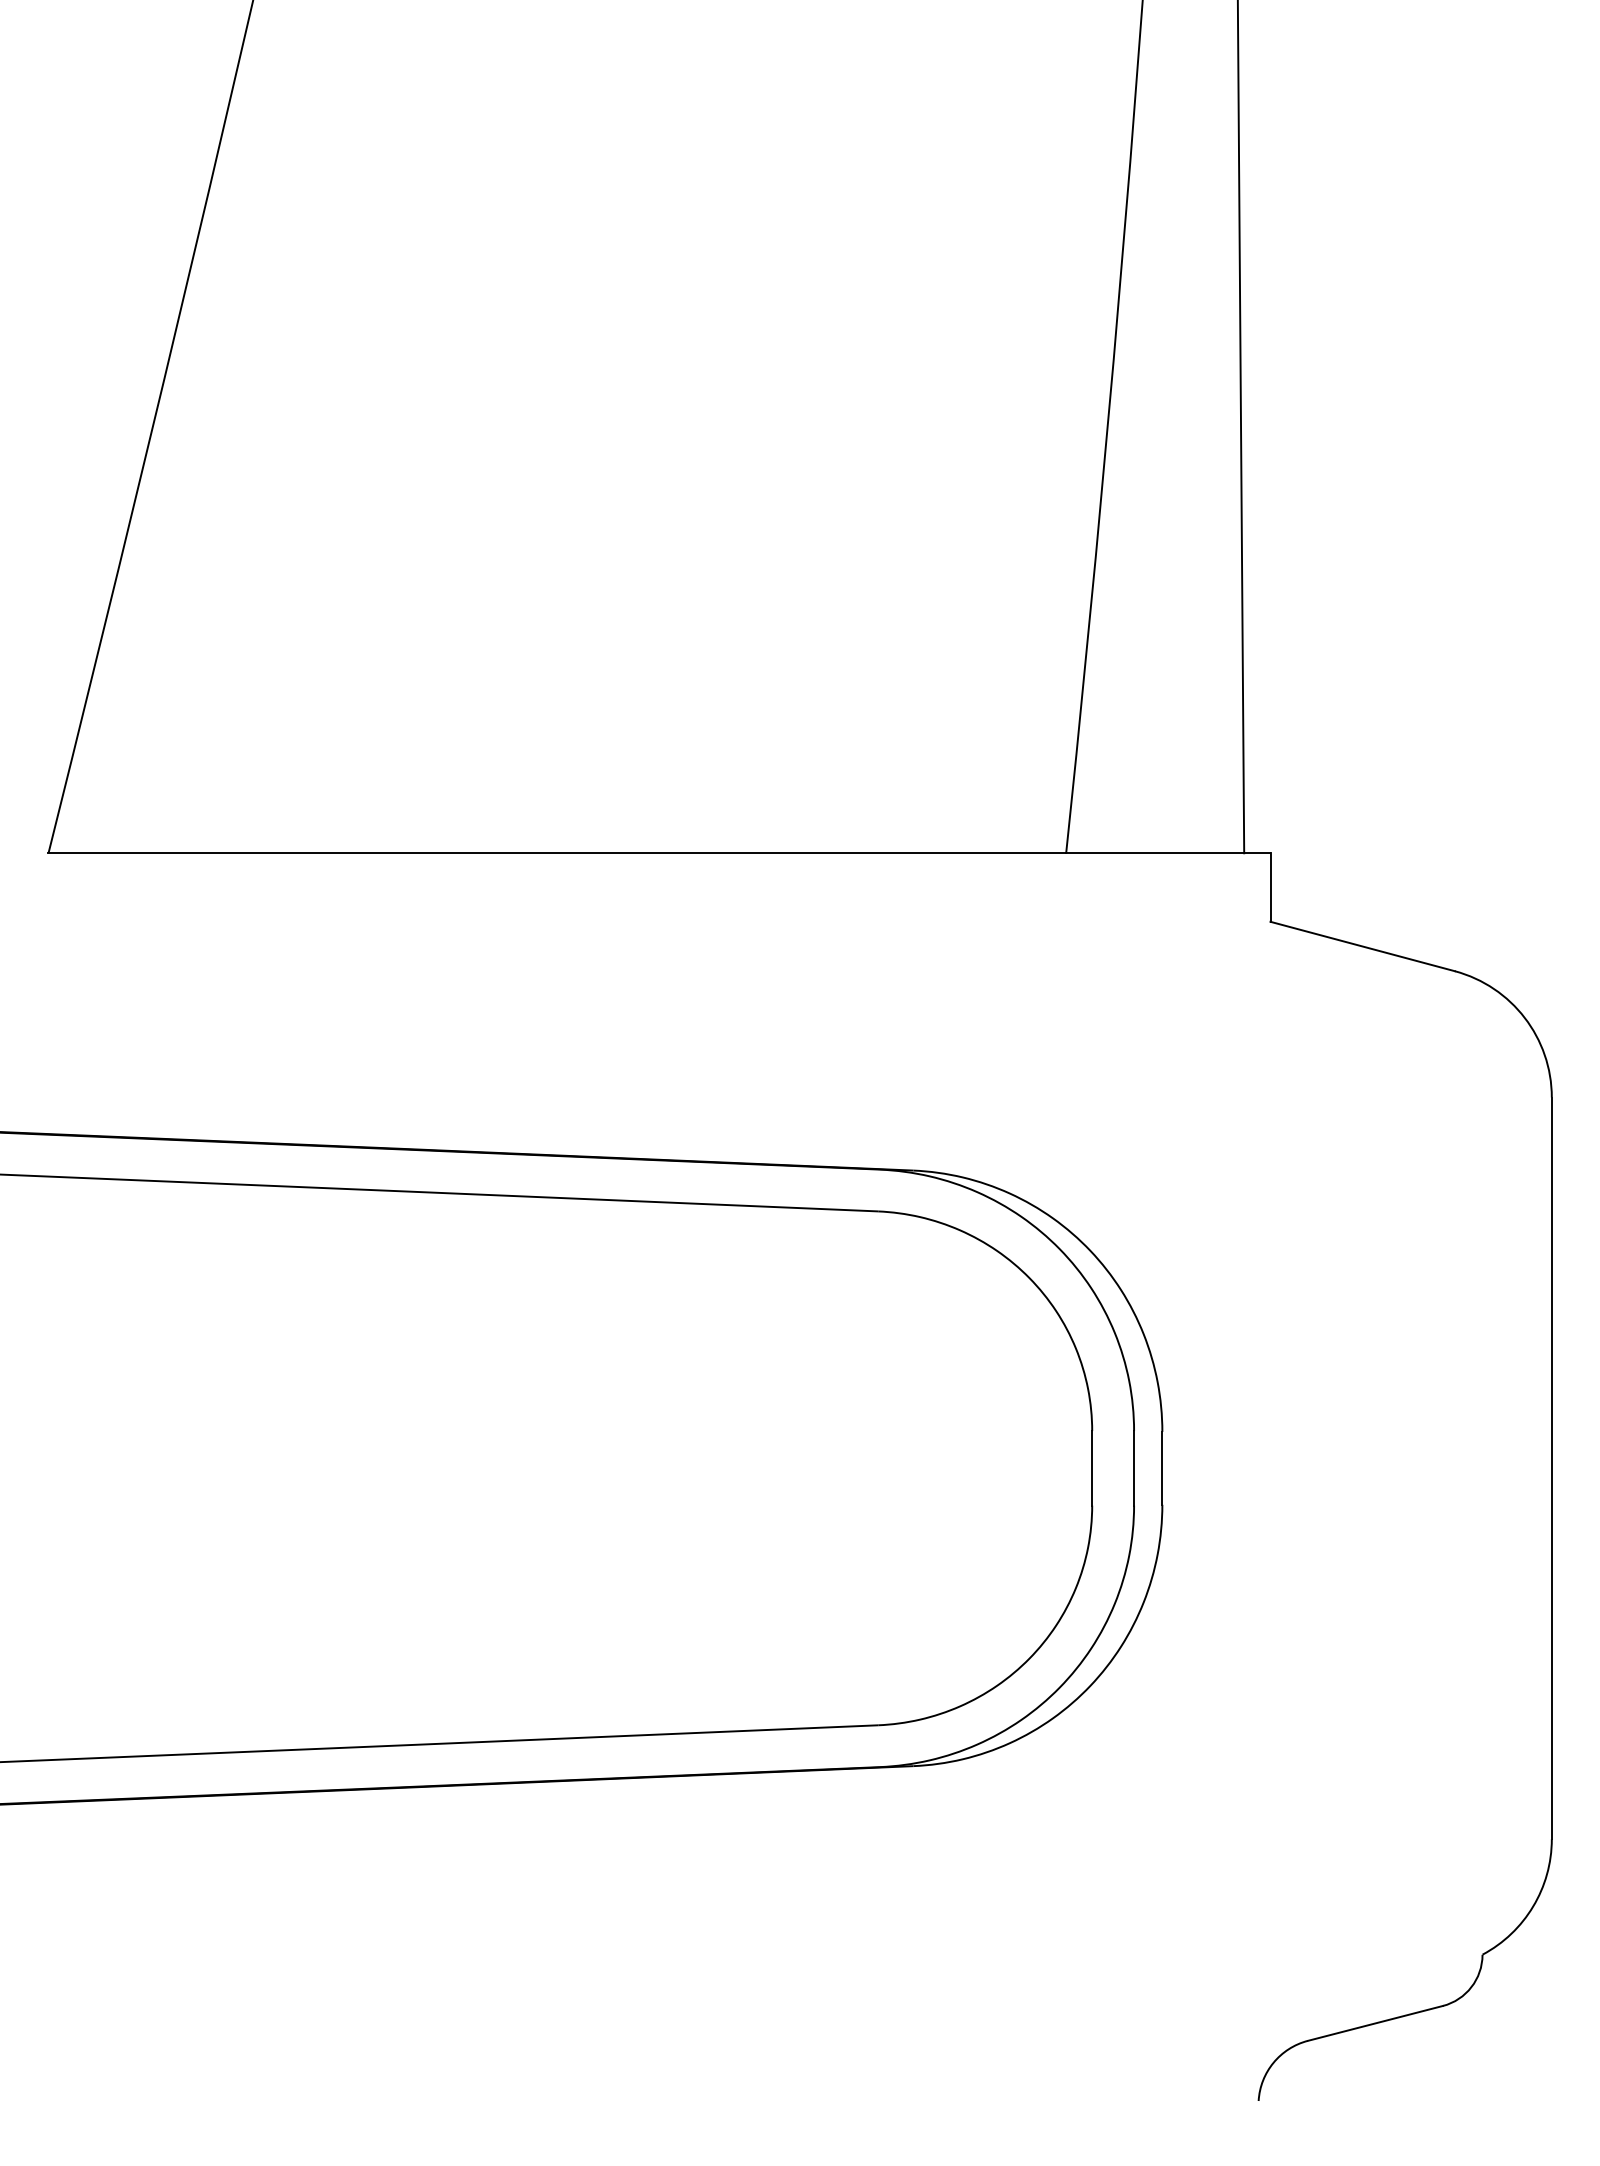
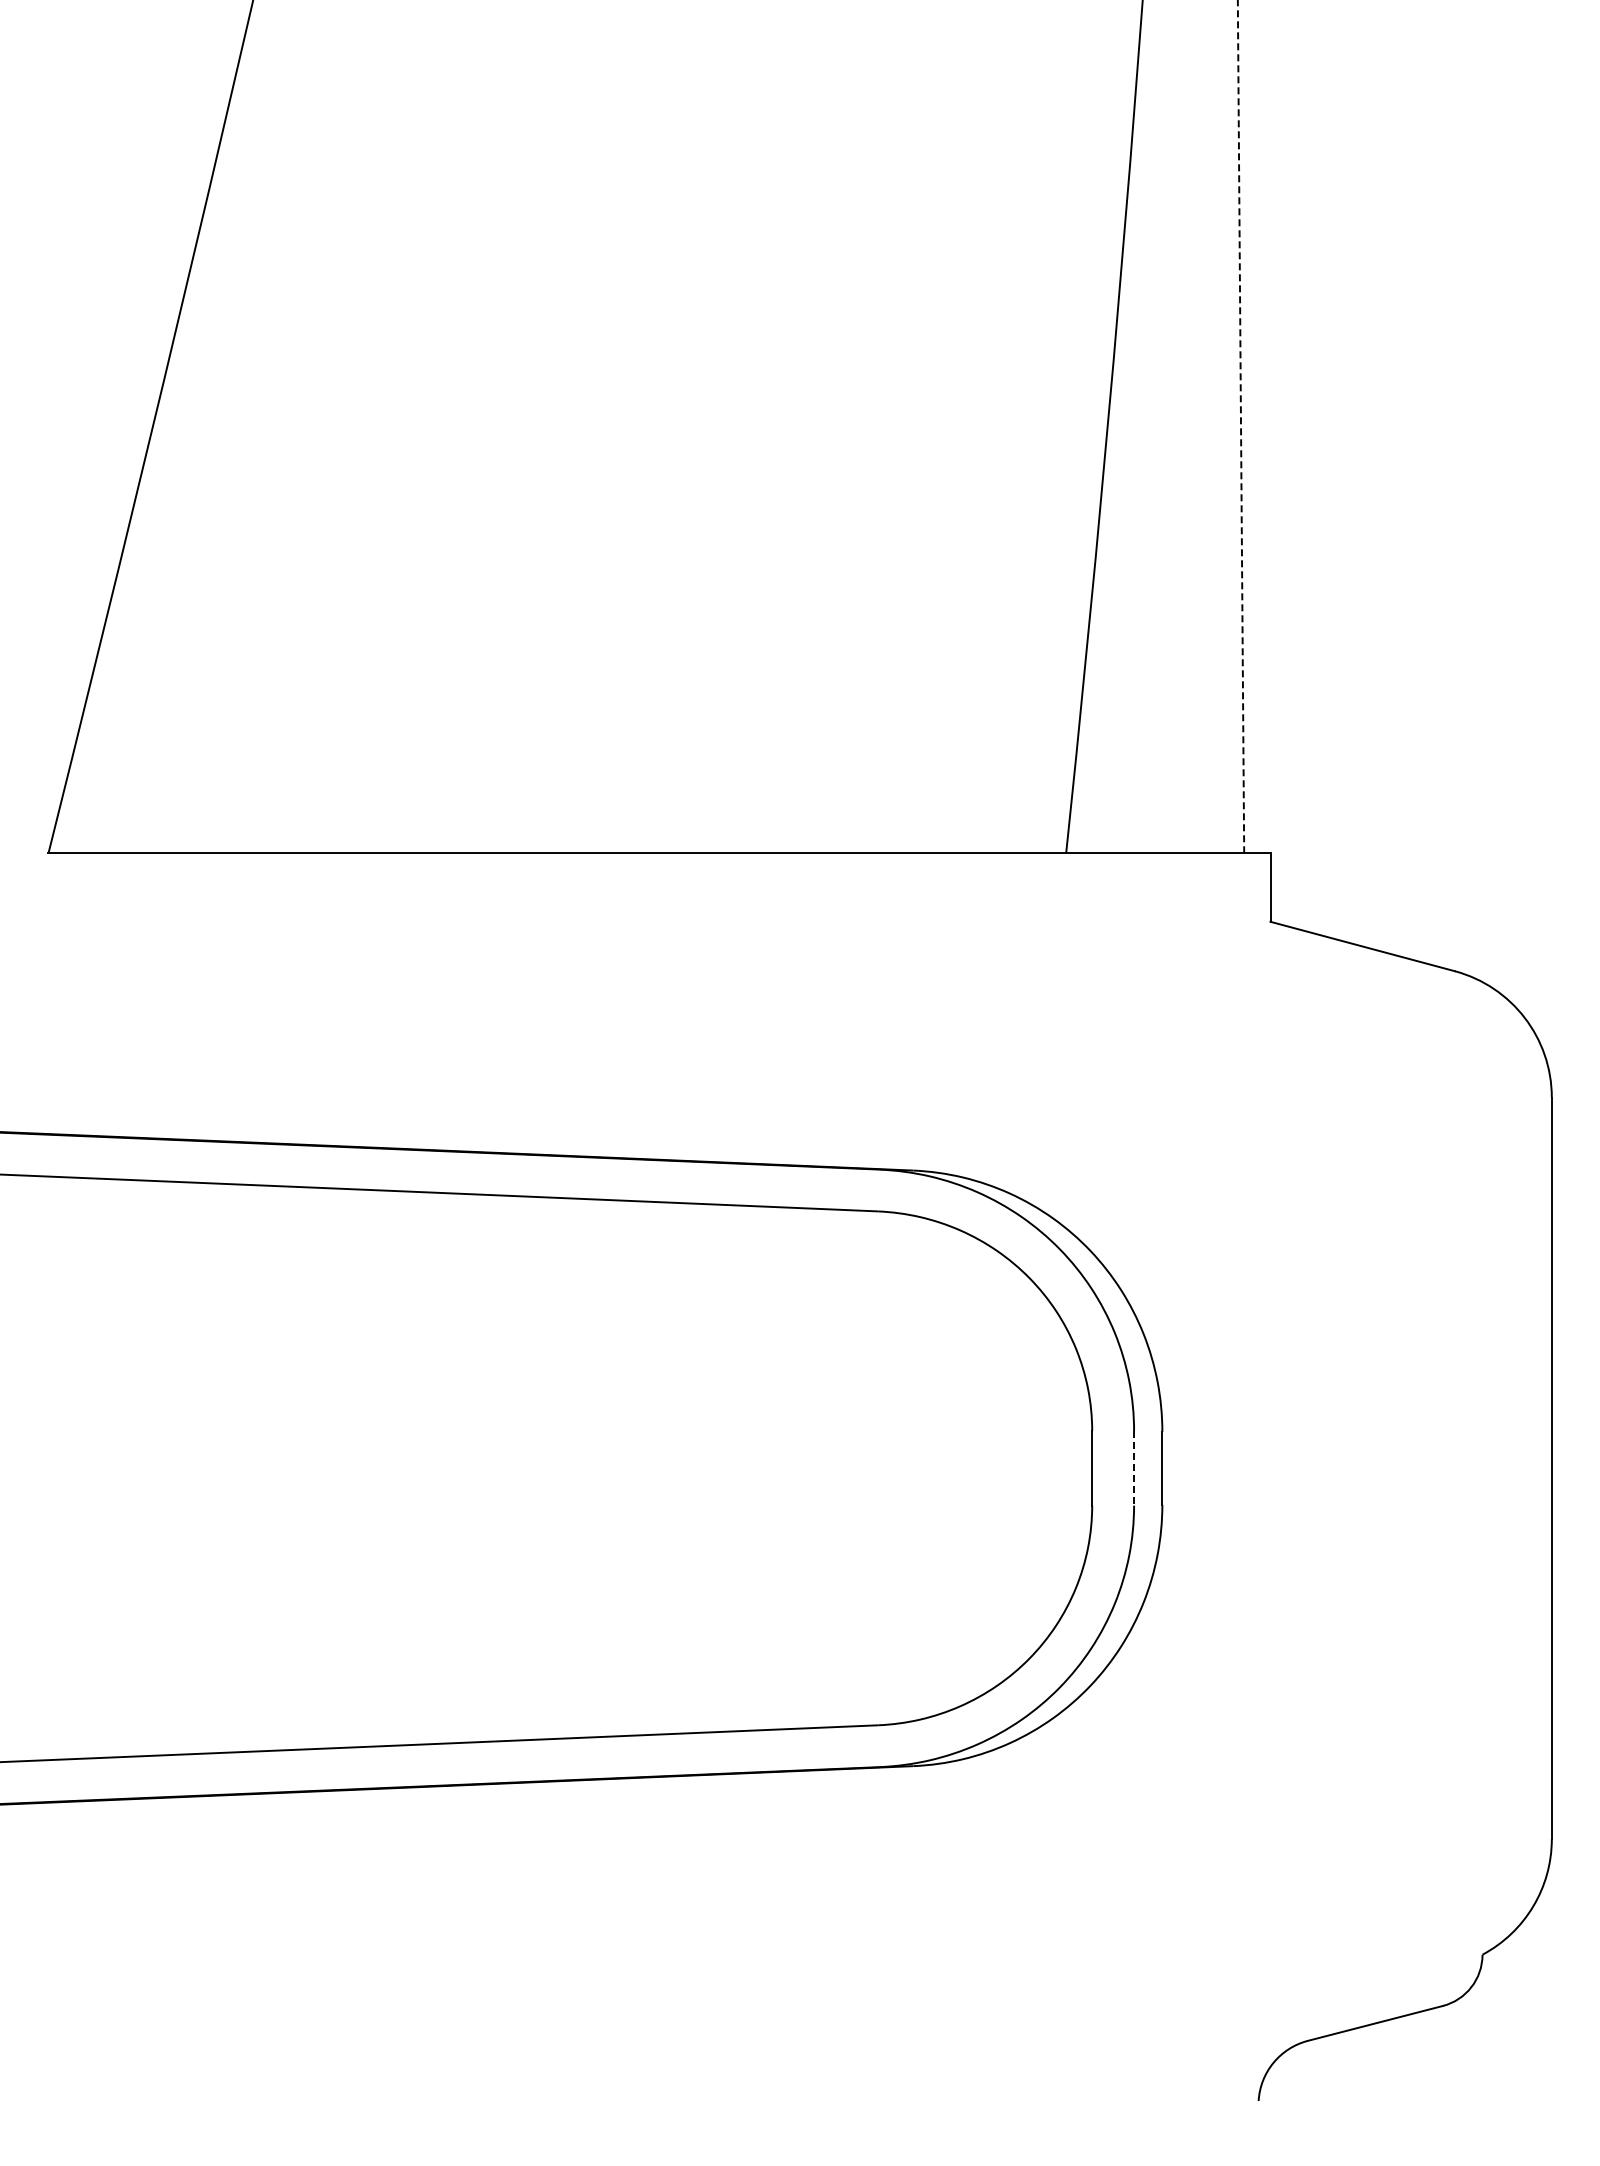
line: solid -> dashed (1241, 426)
line: solid -> dashed (1134, 1468)
